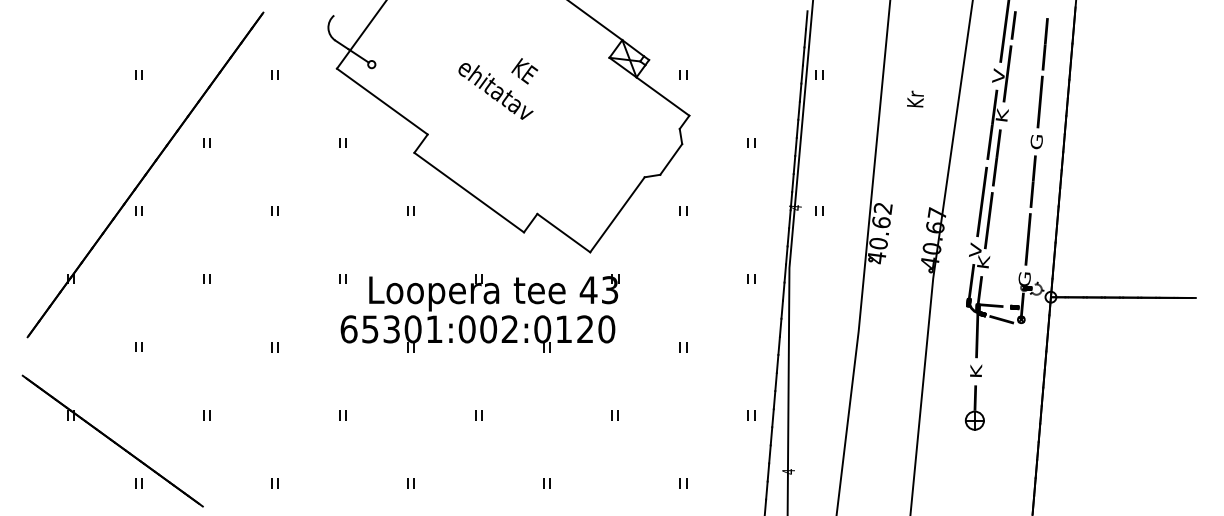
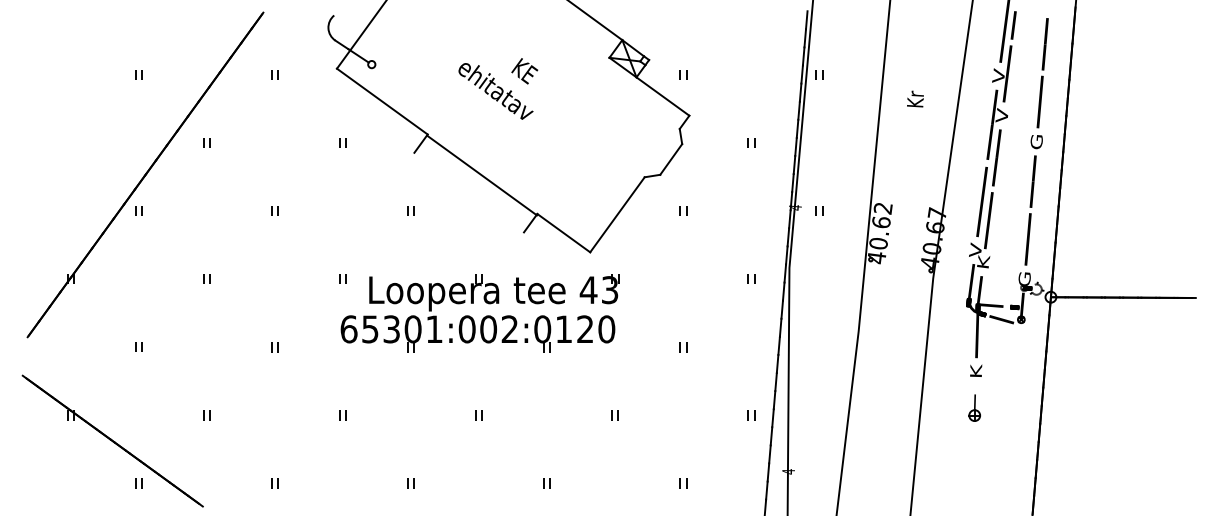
text: K -> V (1001, 115)
line position: (469, 192) -> (482, 175) (482, 175)
part size: 21x46 px -> 13x28 px (974, 407)
